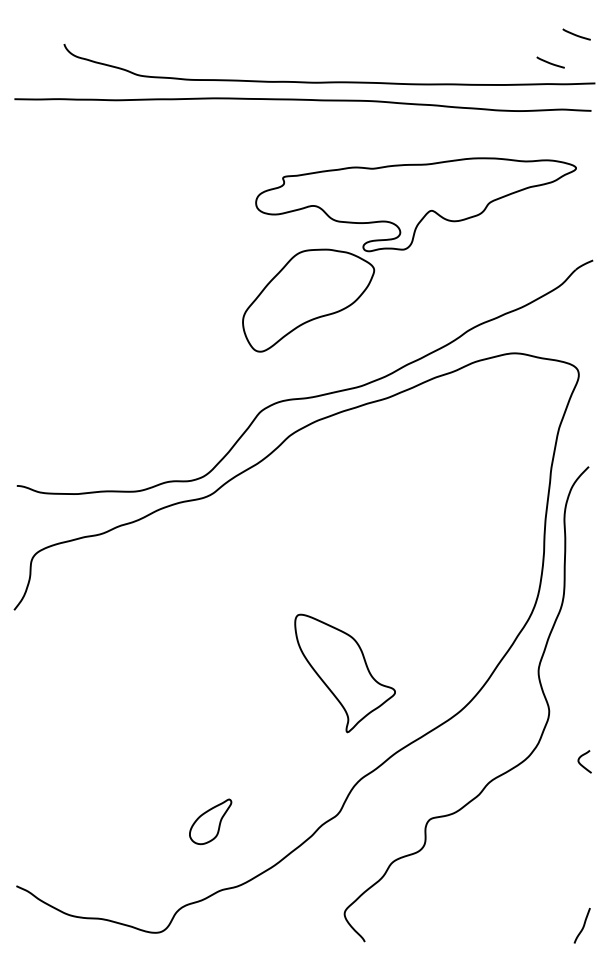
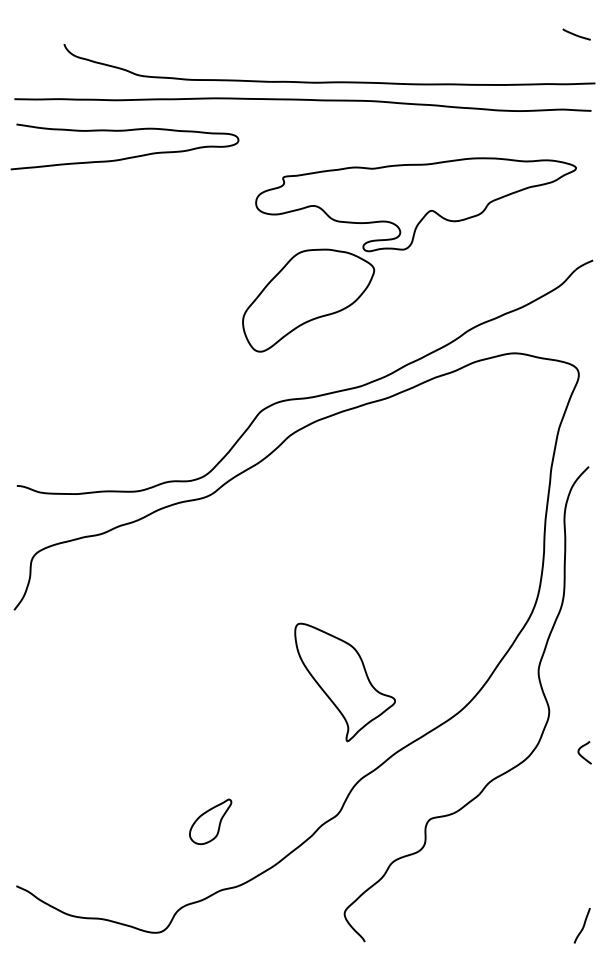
curve: present -> none (550, 62)
curve: none -> present (125, 157)
part position: (344, 673) -> (344, 682) (344, 682)
curve position: (581, 763) -> (581, 754) (581, 754)
